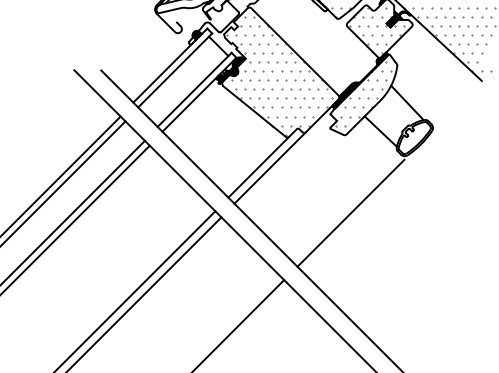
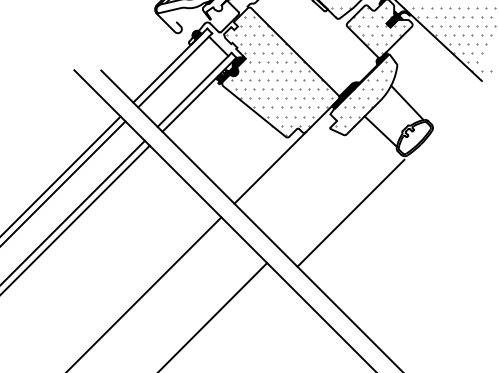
line: present -> none (258, 166)
line: present -> none (135, 290)
line position: (239, 324) -> (214, 316) (214, 316)
